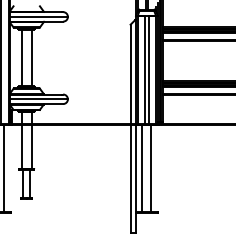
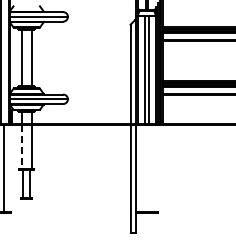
line: solid -> dashed (21, 147)
line: present -> none (142, 168)
line: present -> none (151, 168)
